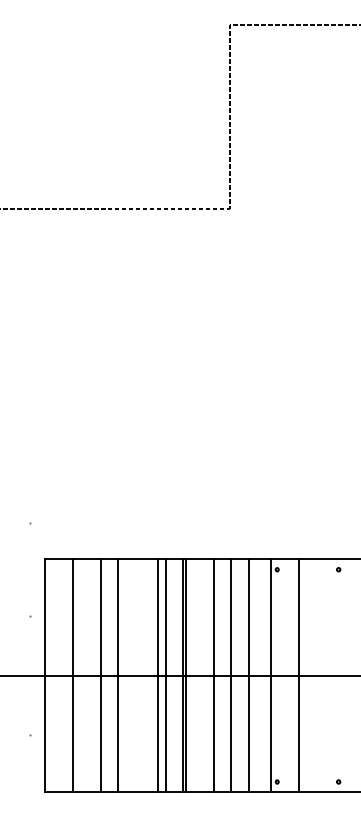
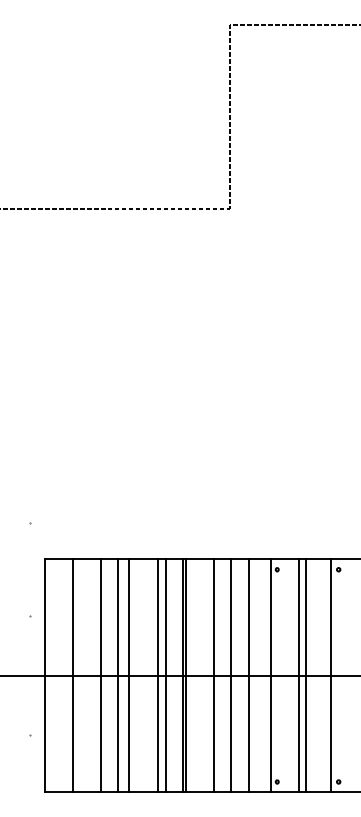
line: none -> present (129, 675)
line: none -> present (305, 675)
line: none -> present (330, 675)
